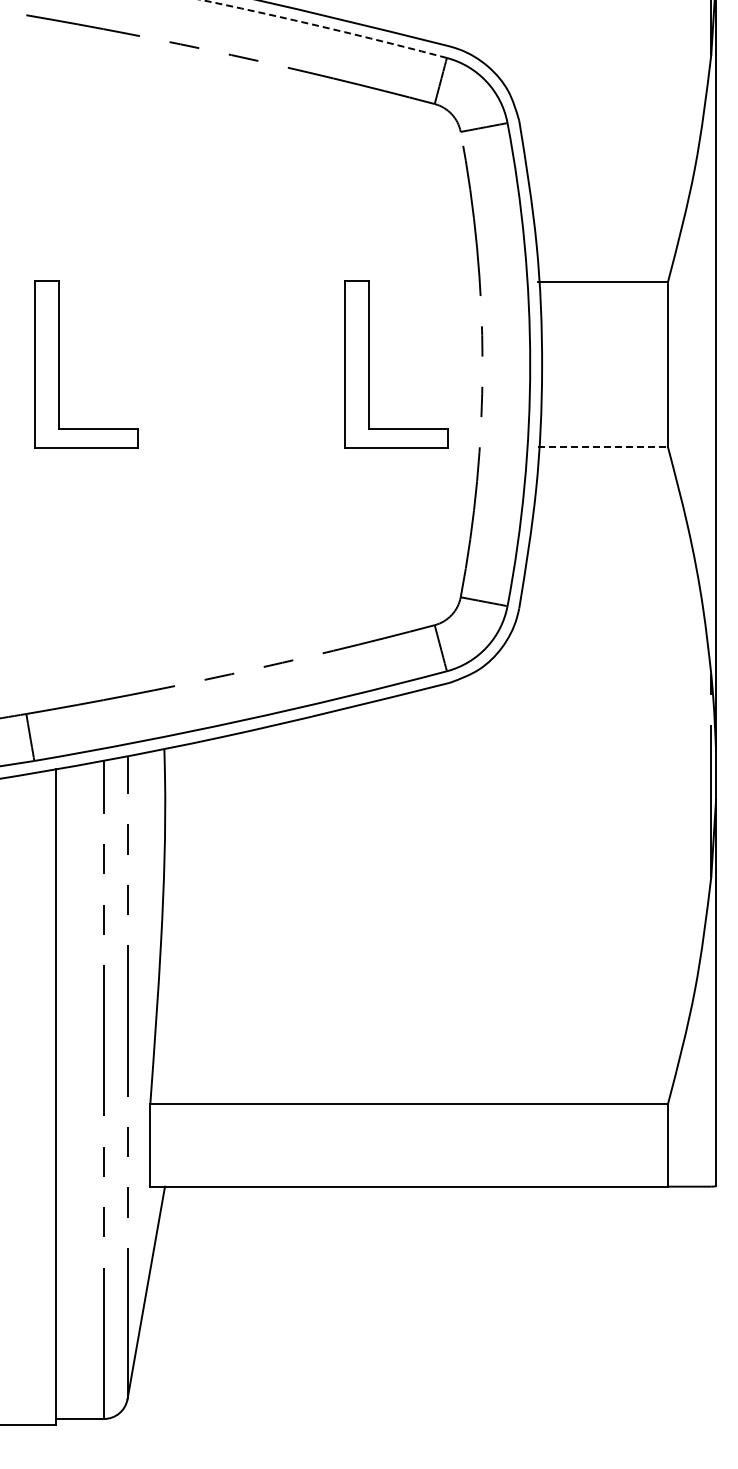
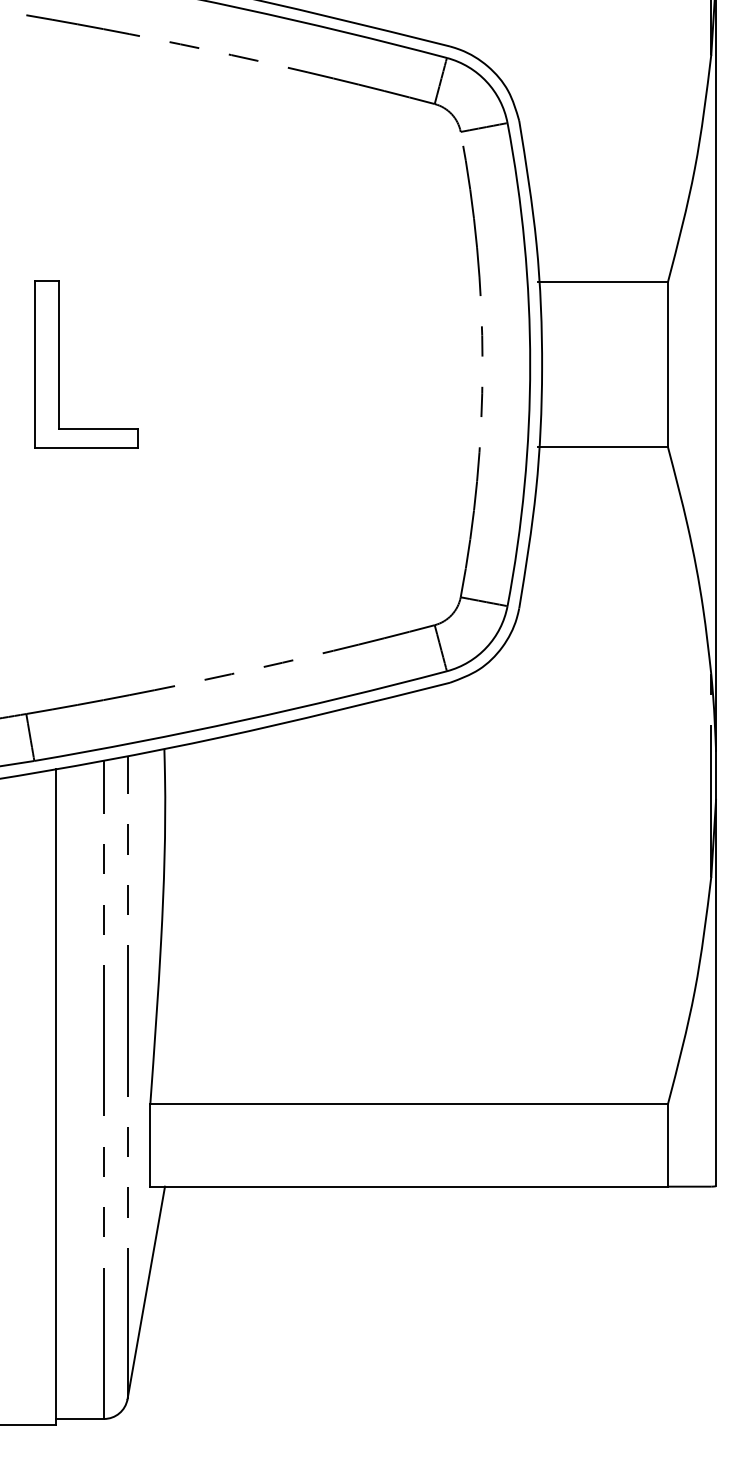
arc: dashed -> solid (324, 27)
part: present -> none (369, 364)
line: dashed -> solid (603, 446)
